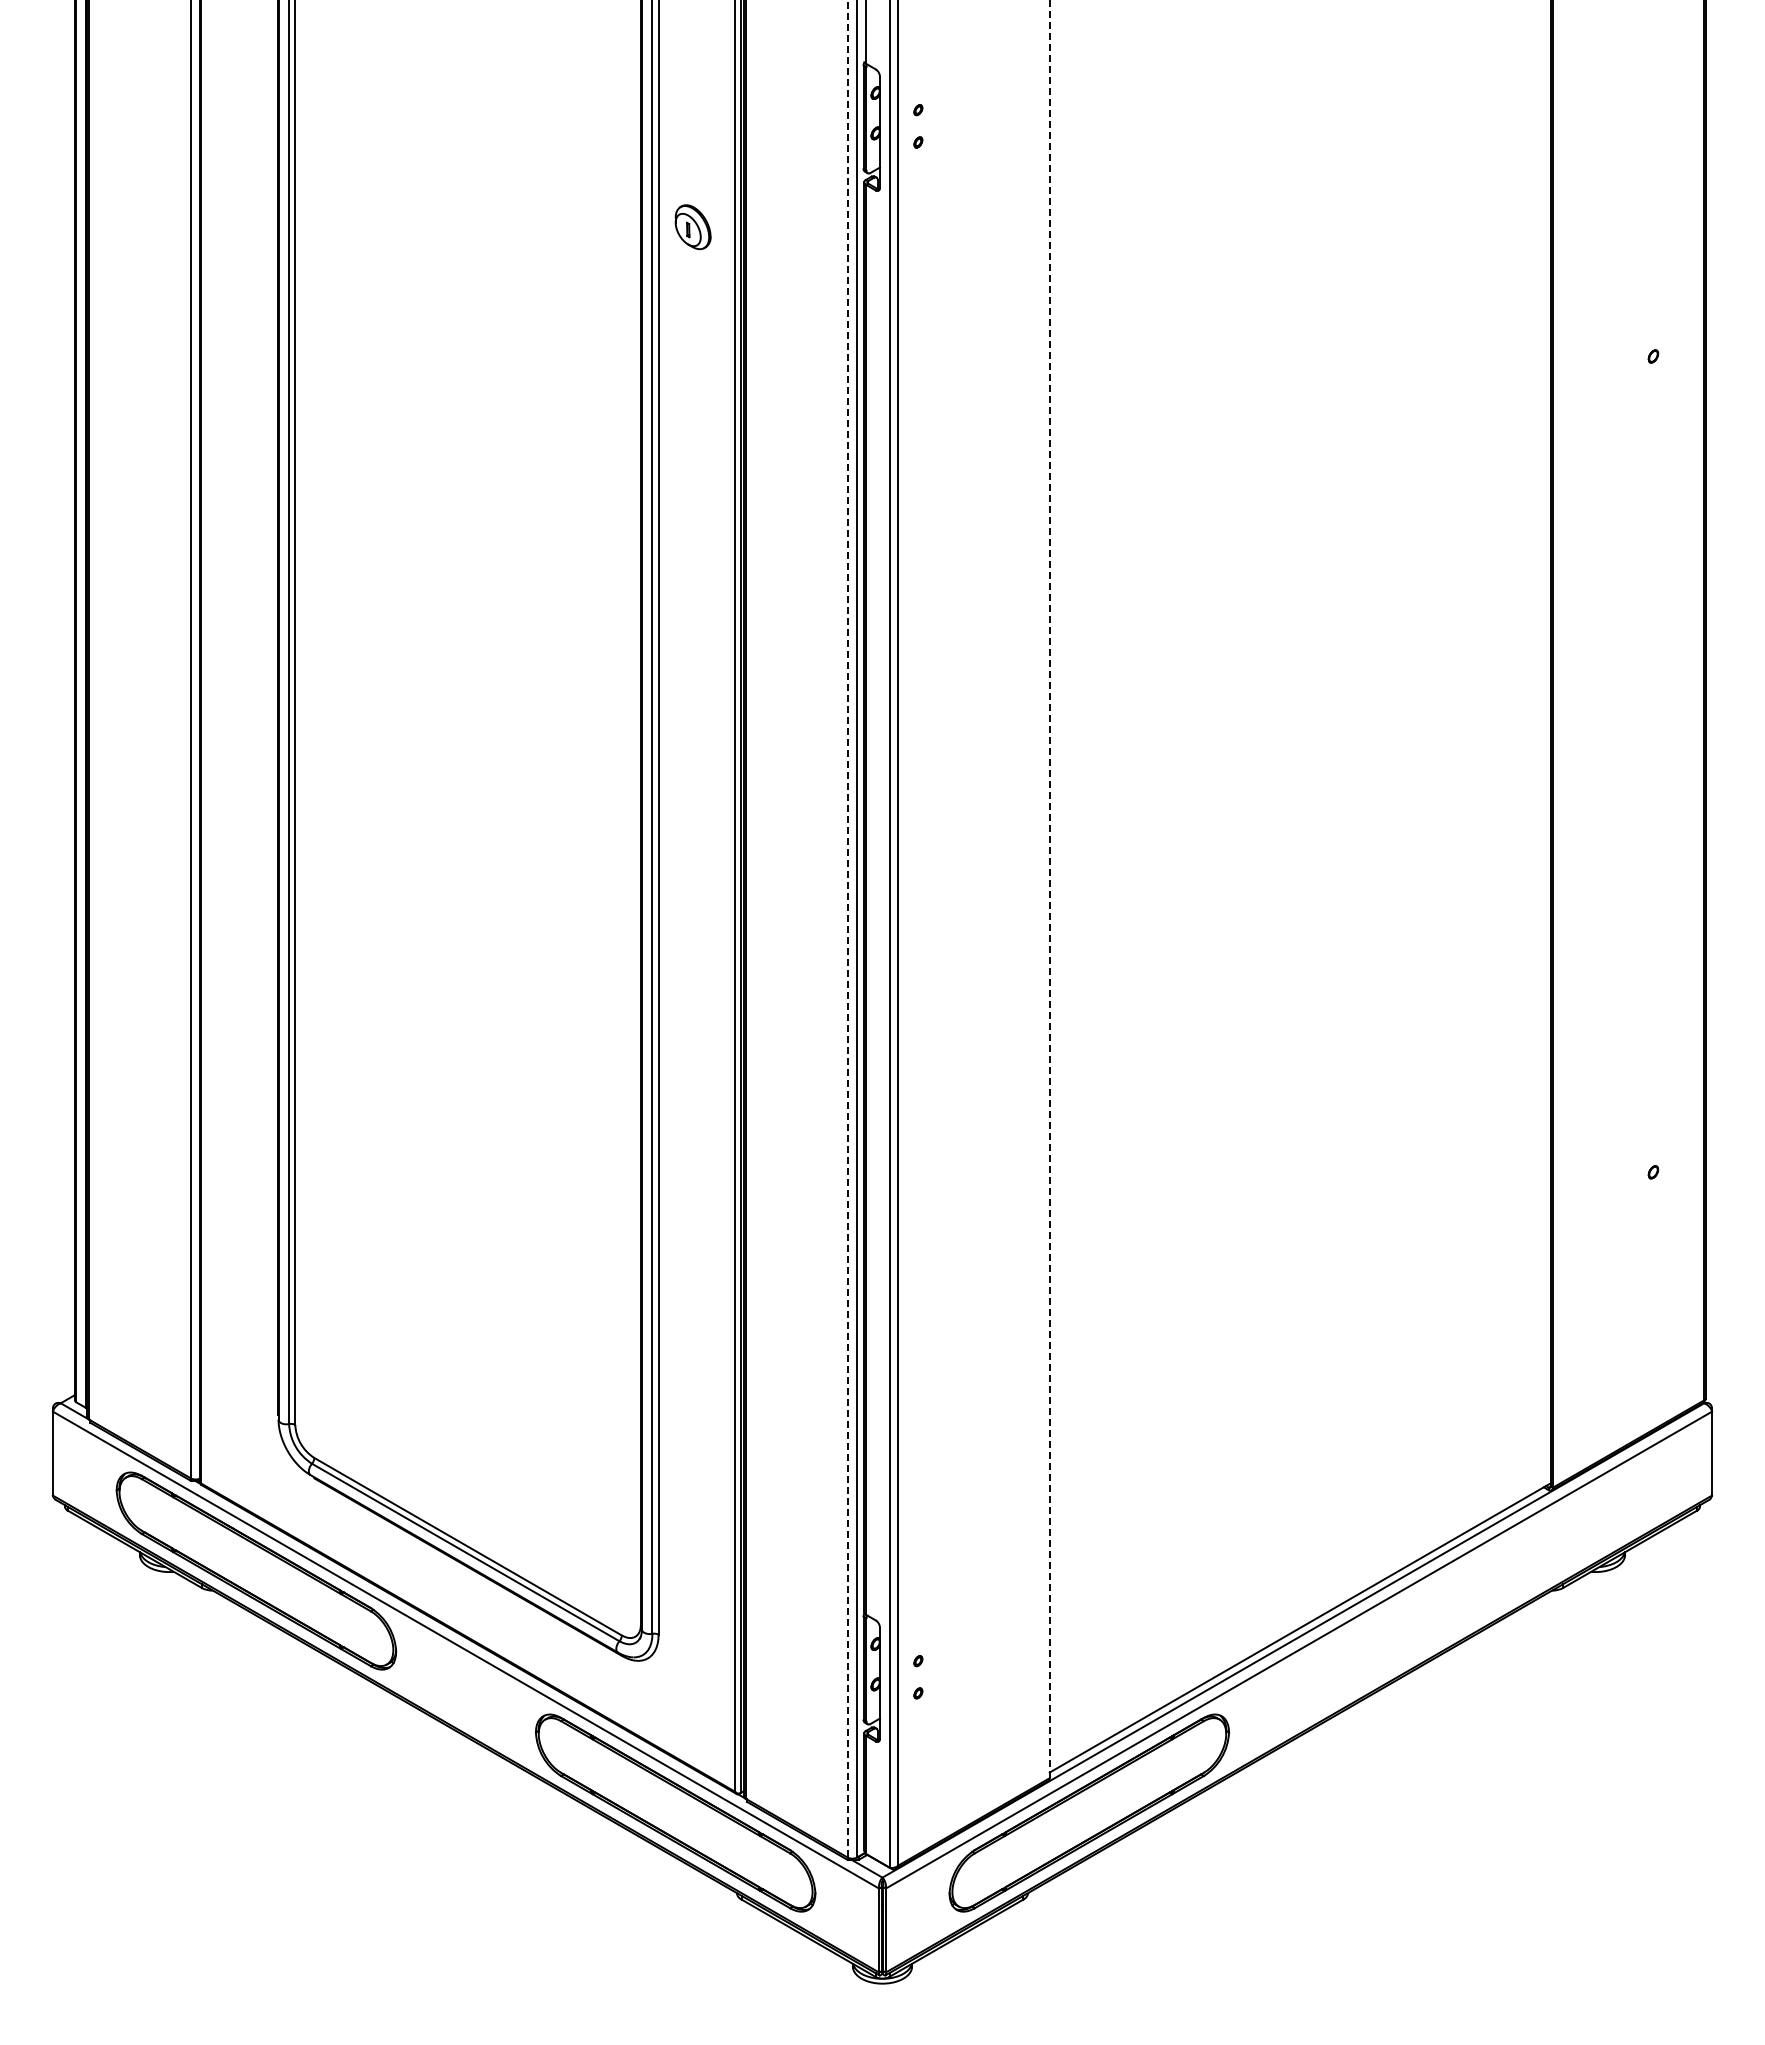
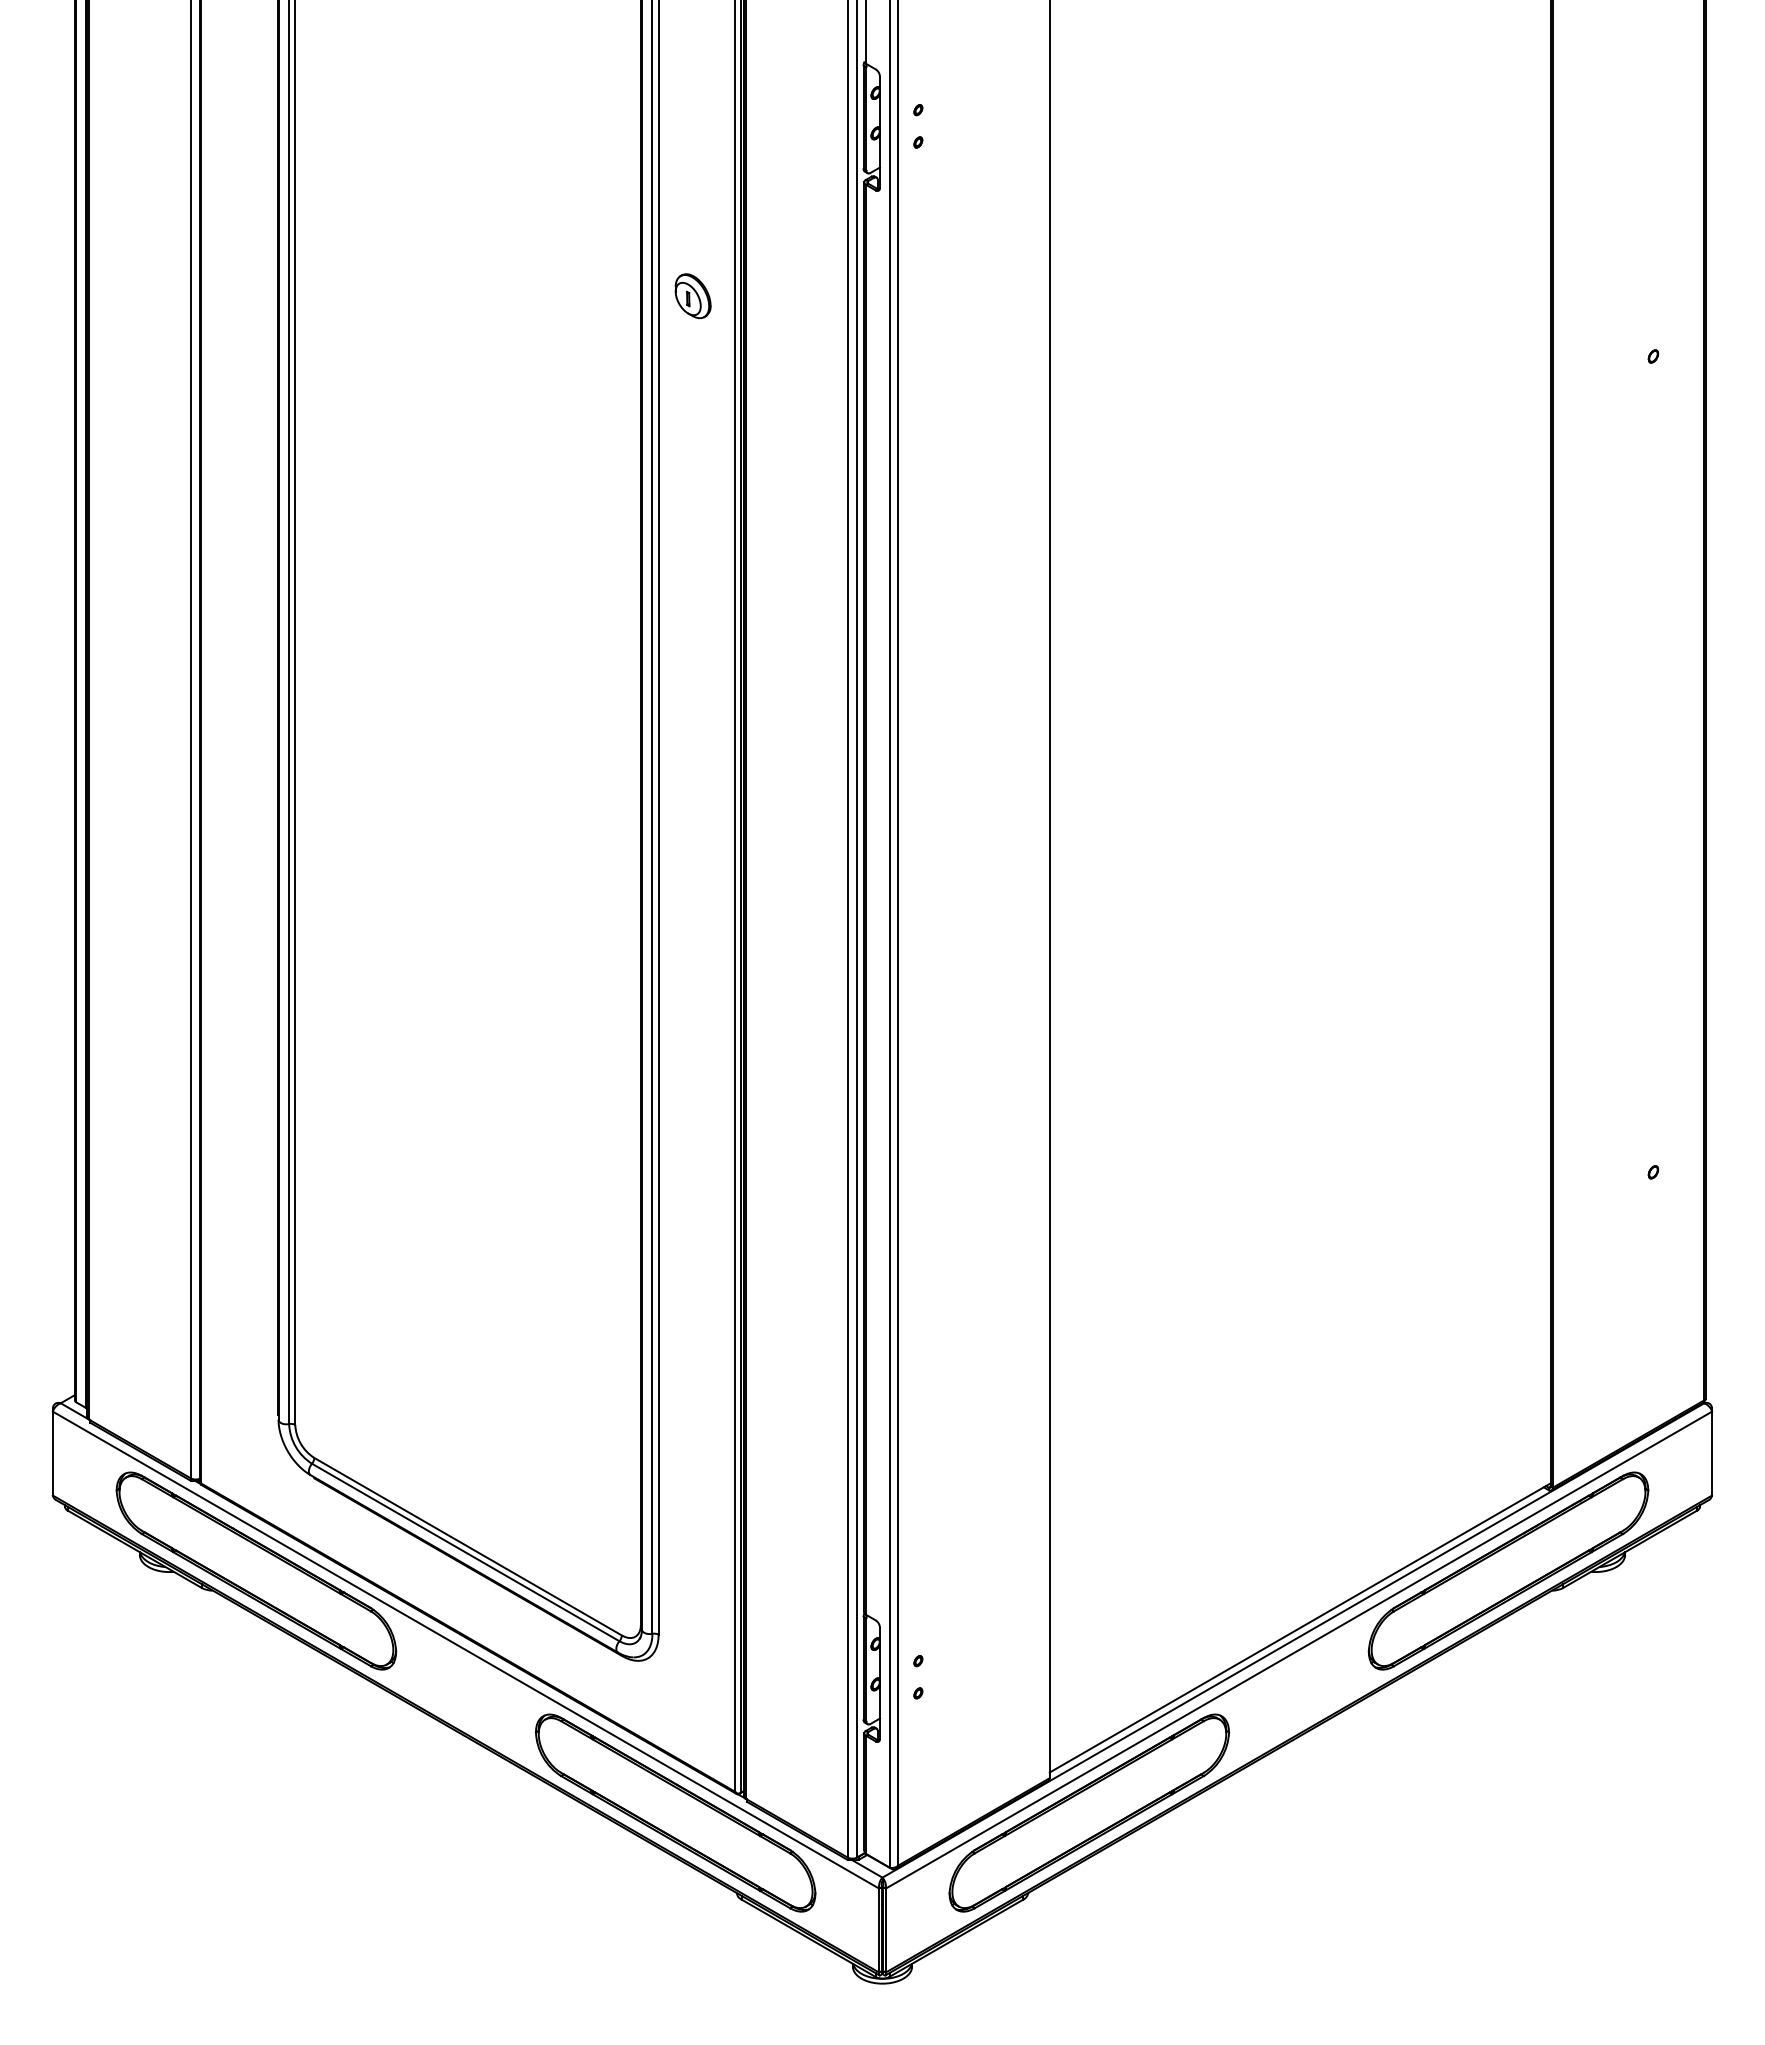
part position: (692, 227) -> (692, 296) (692, 296)
line: dashed -> solid (1049, 889)
line: dashed -> solid (847, 928)
part: none -> present (1508, 1570)
